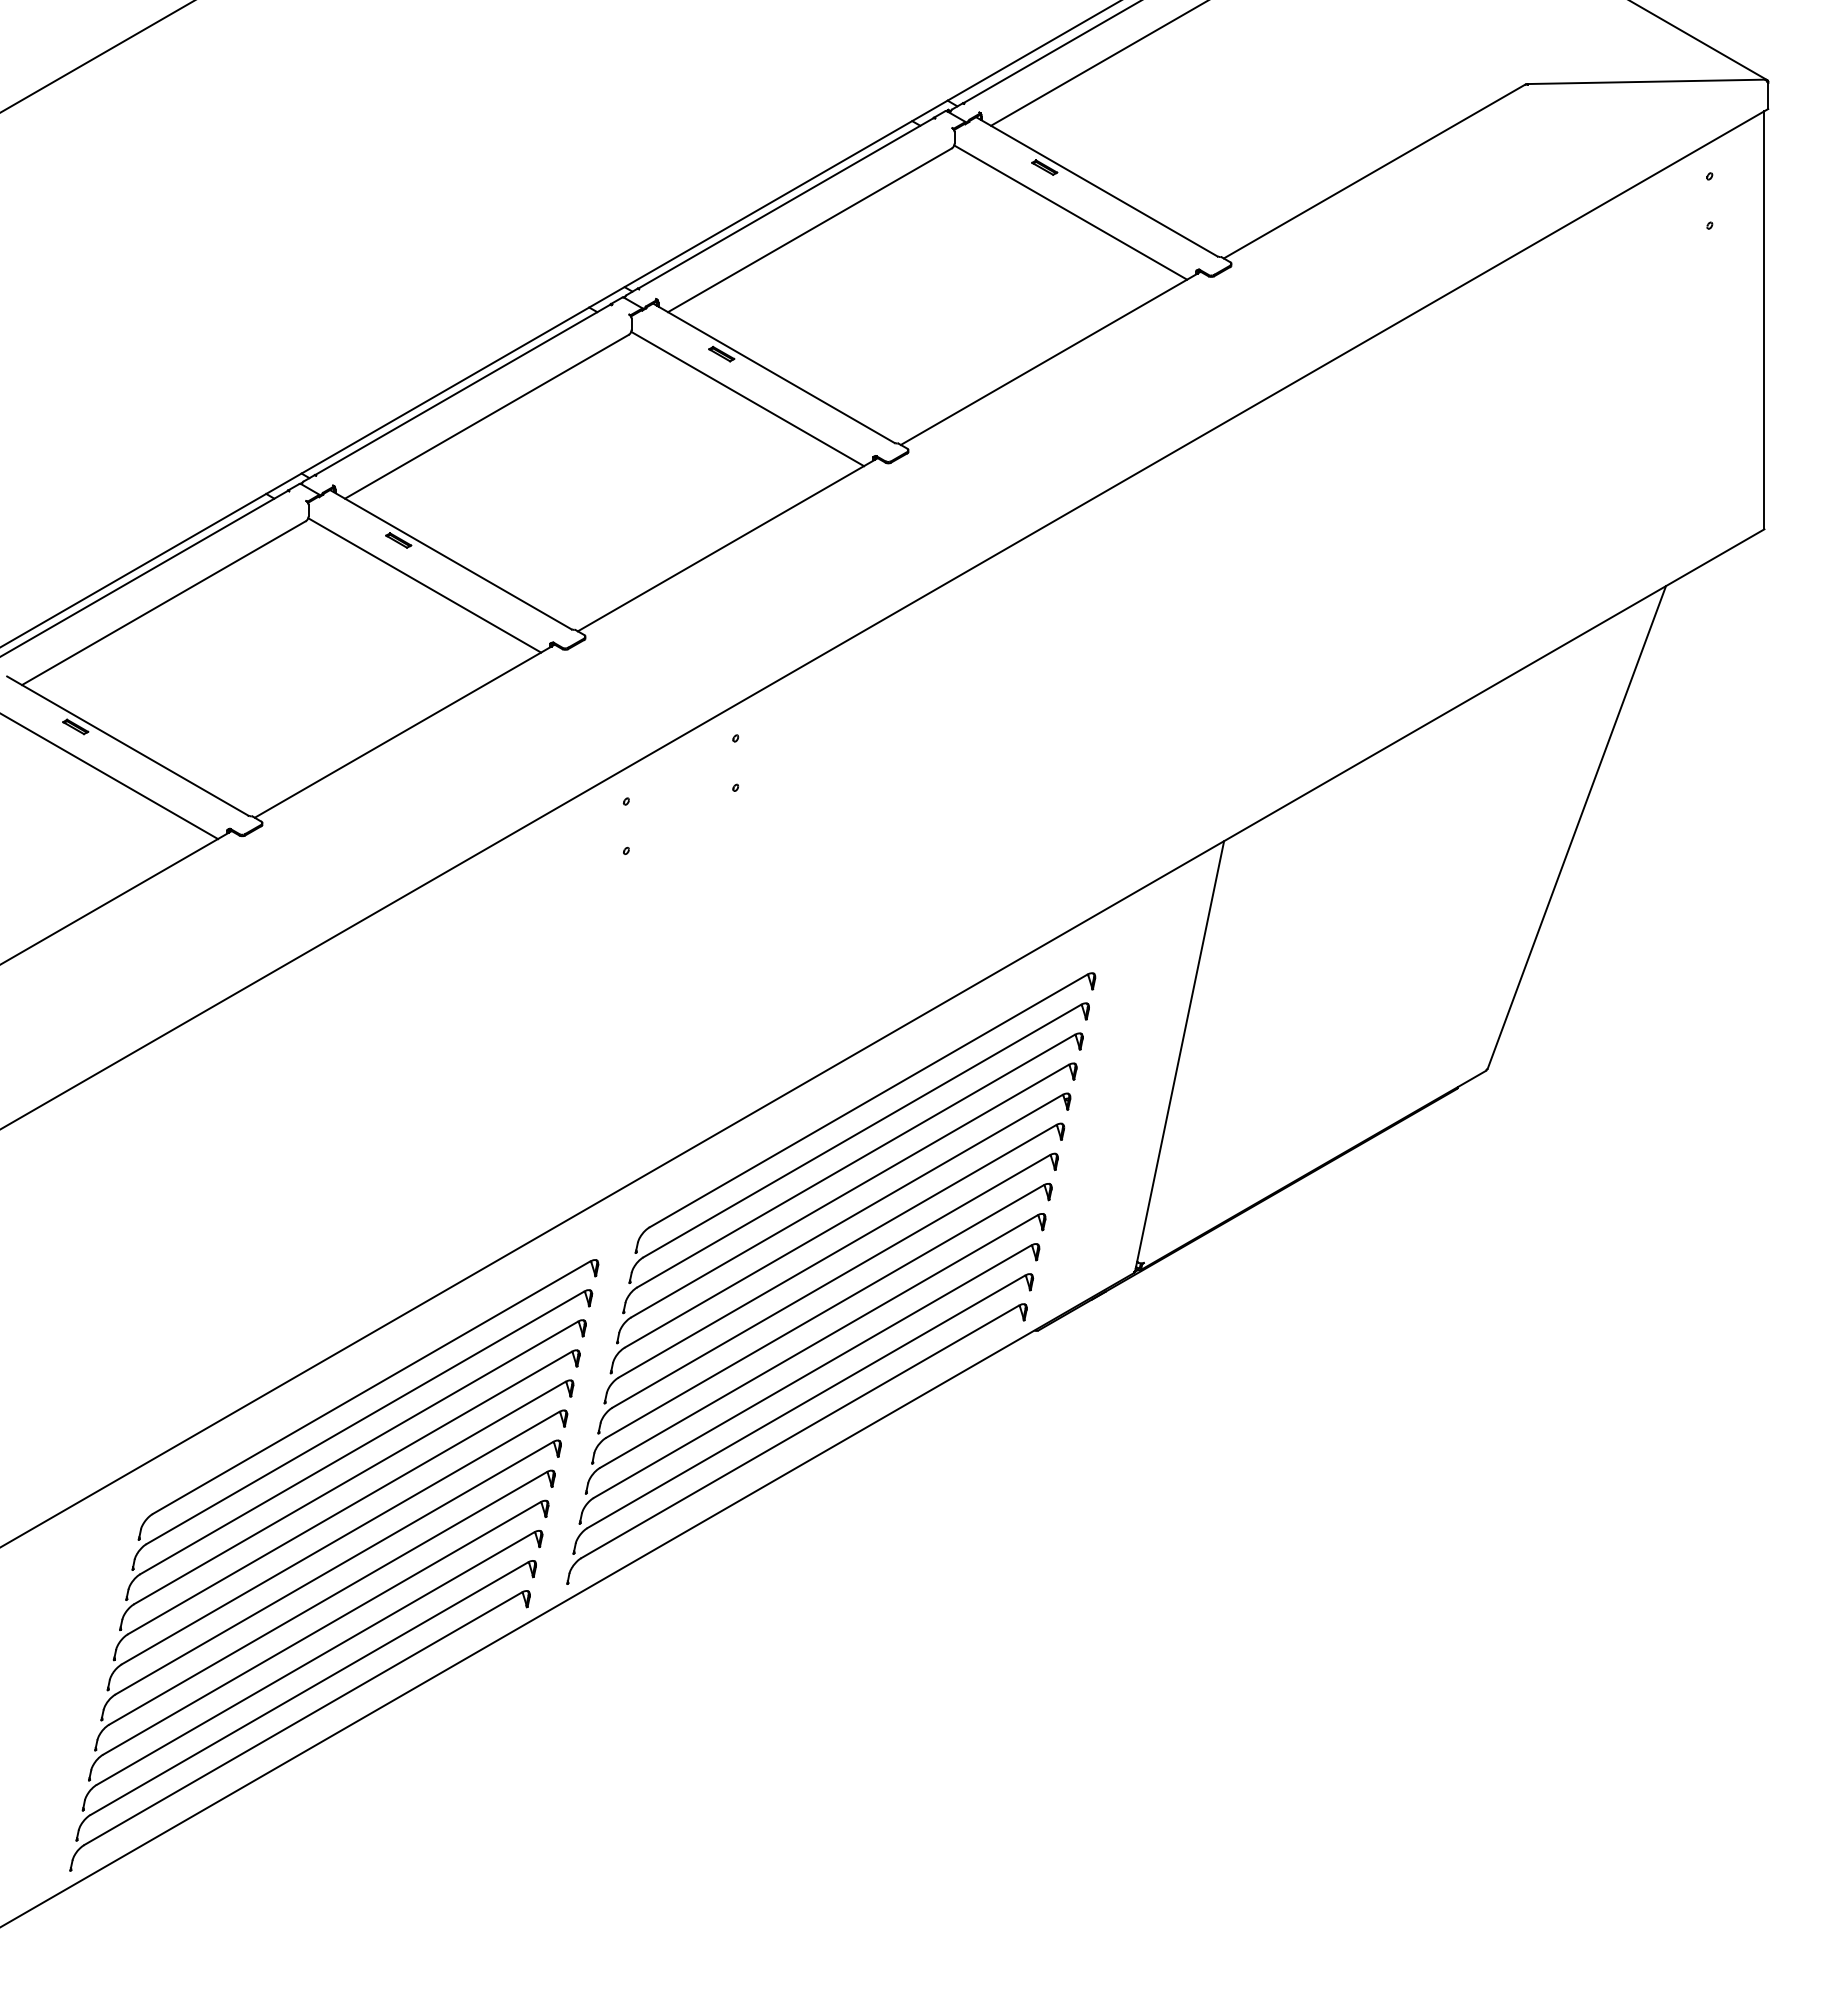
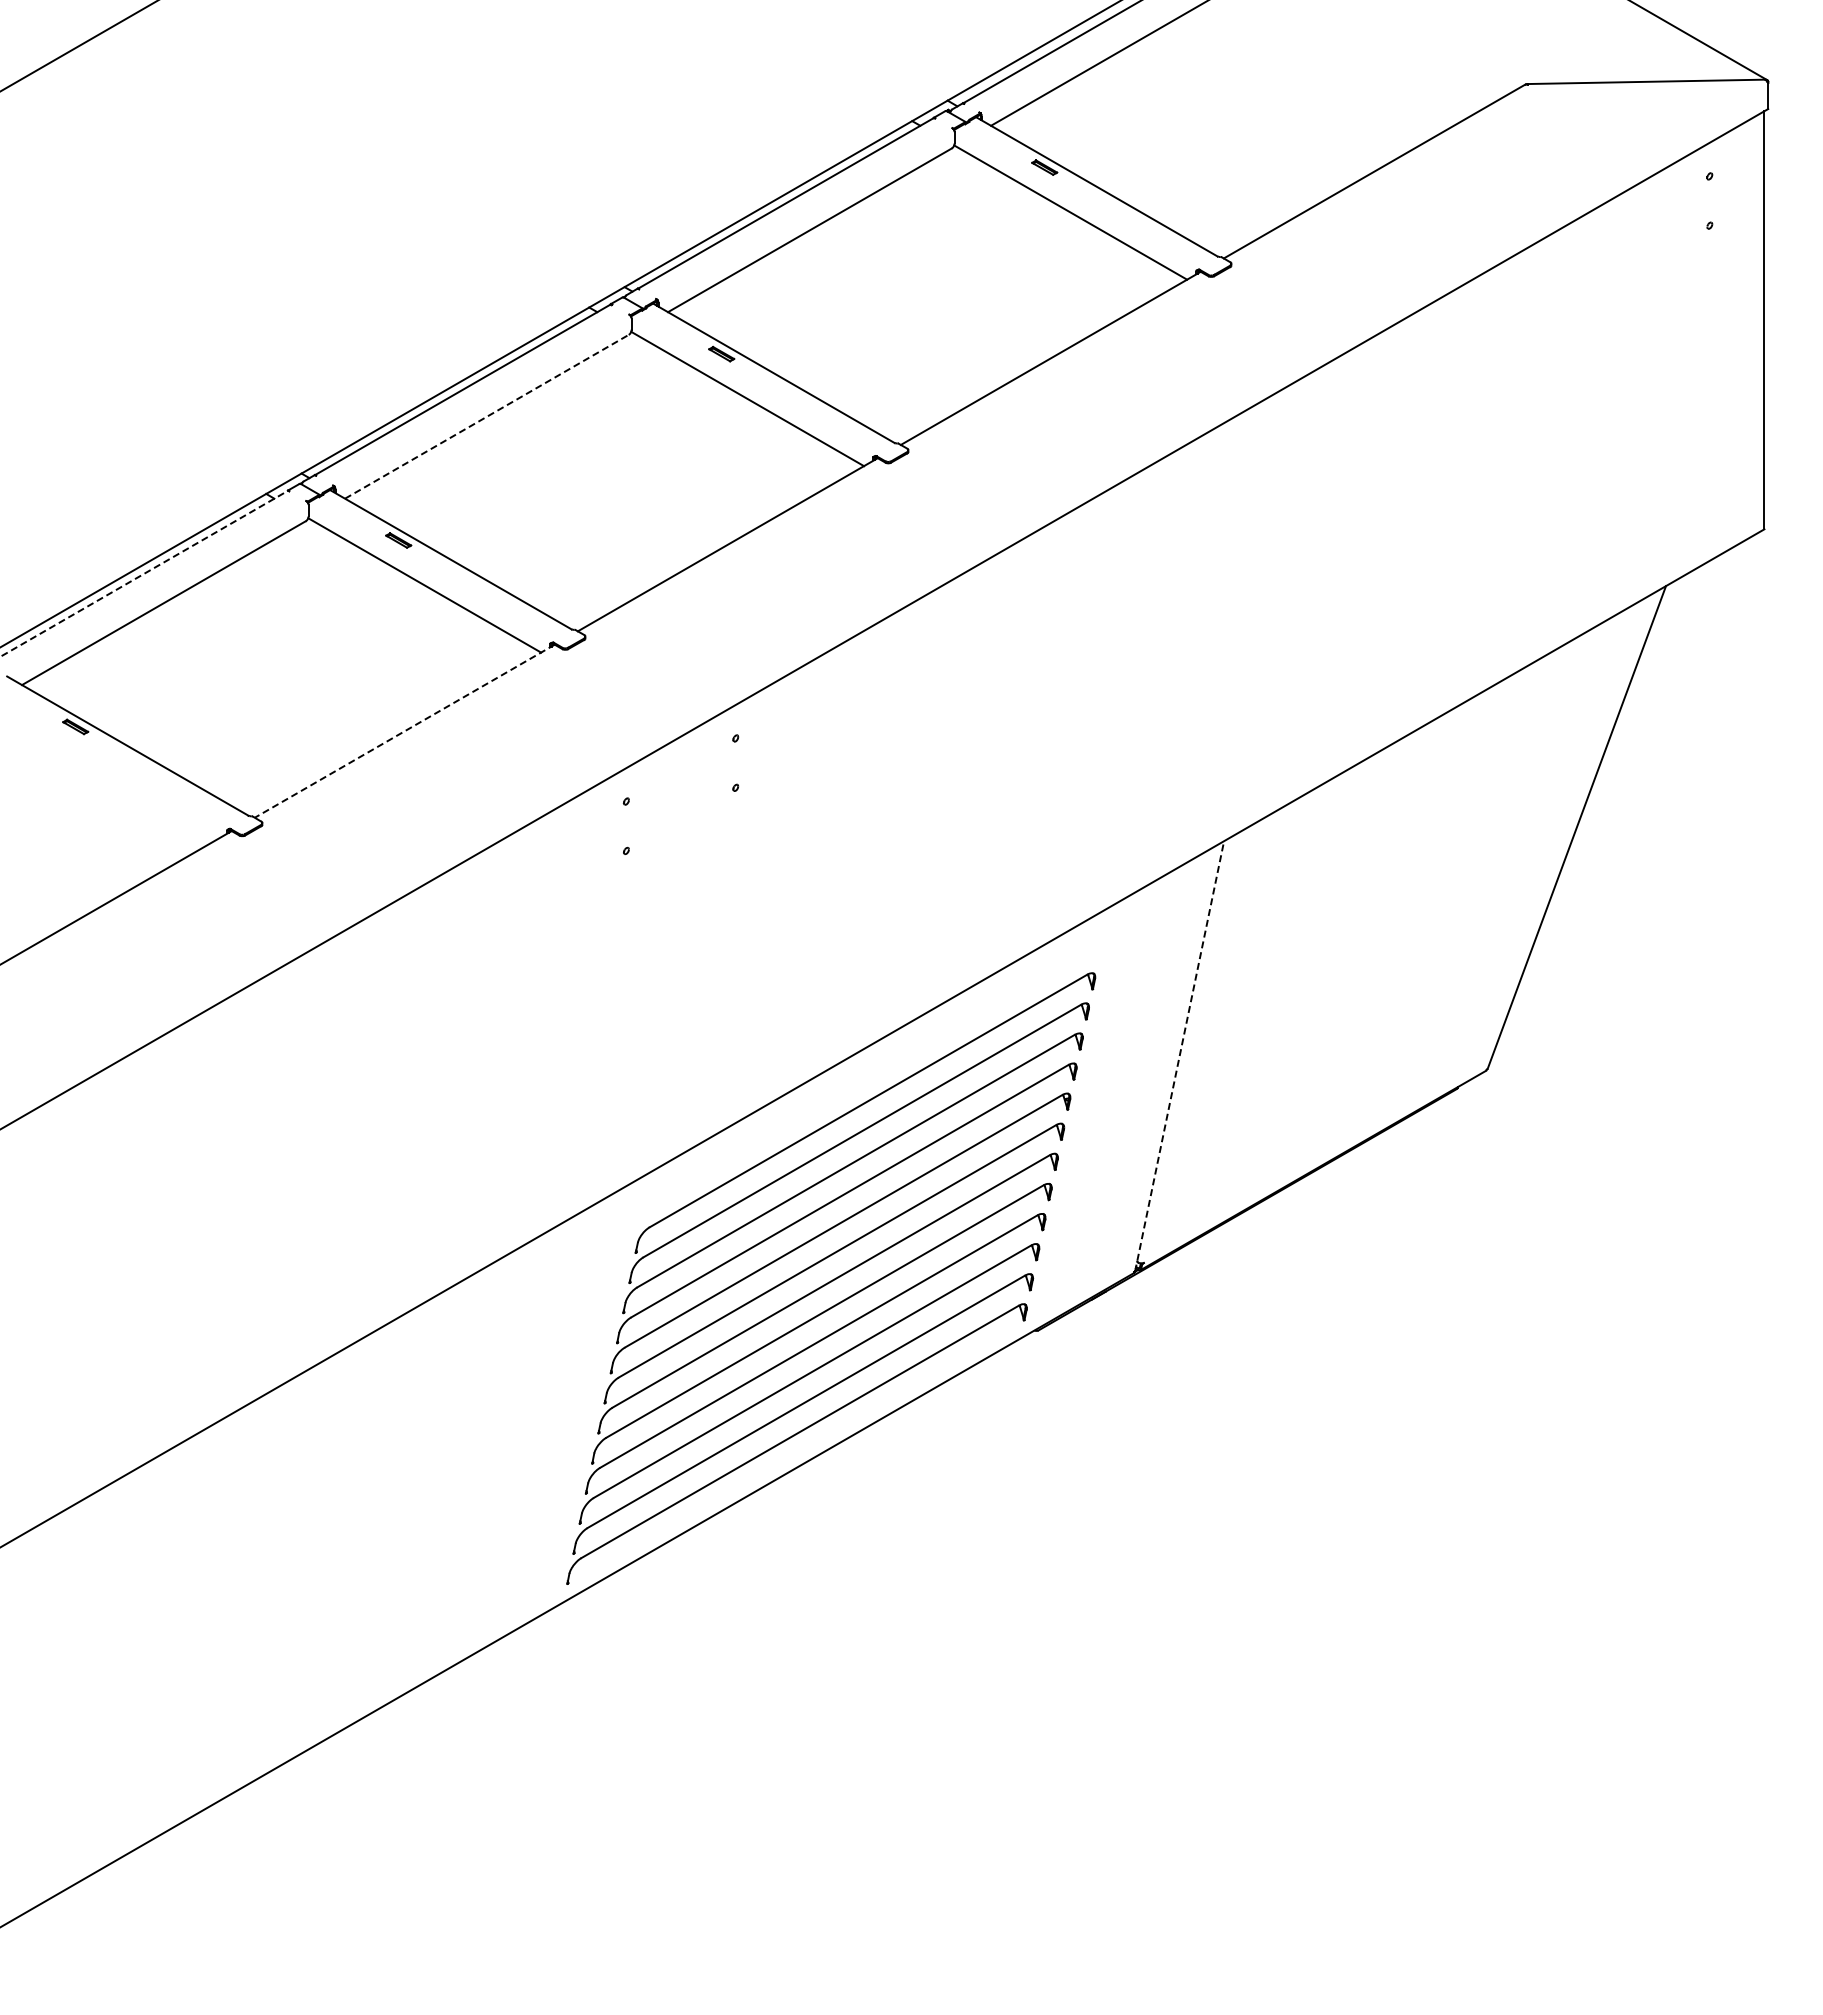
line position: (96, 56) -> (78, 46) (78, 46)
line: solid -> dashed (486, 416)
line: solid -> dashed (144, 573)
line: solid -> dashed (404, 731)
line: present -> none (110, 776)
line: solid -> dashed (1179, 1056)
part: present -> none (334, 1565)
